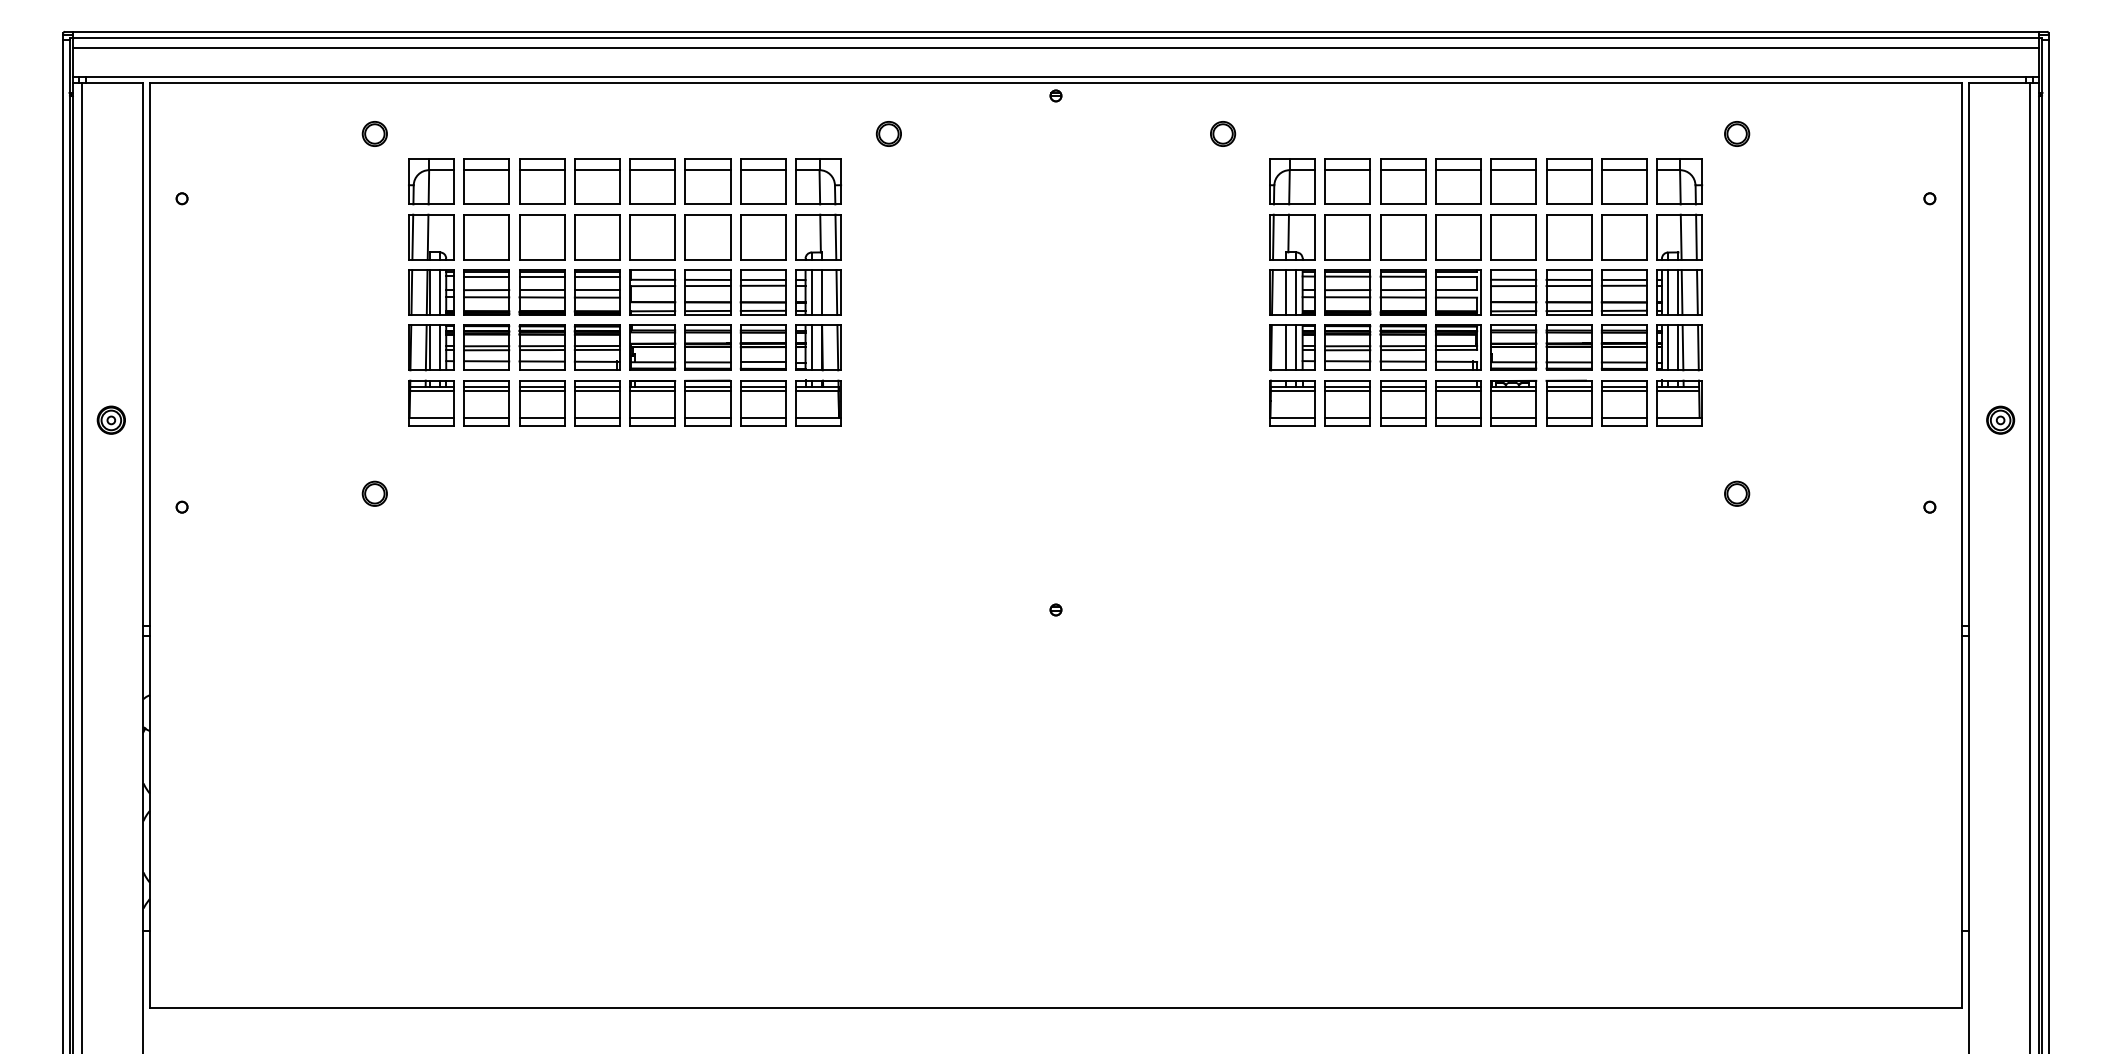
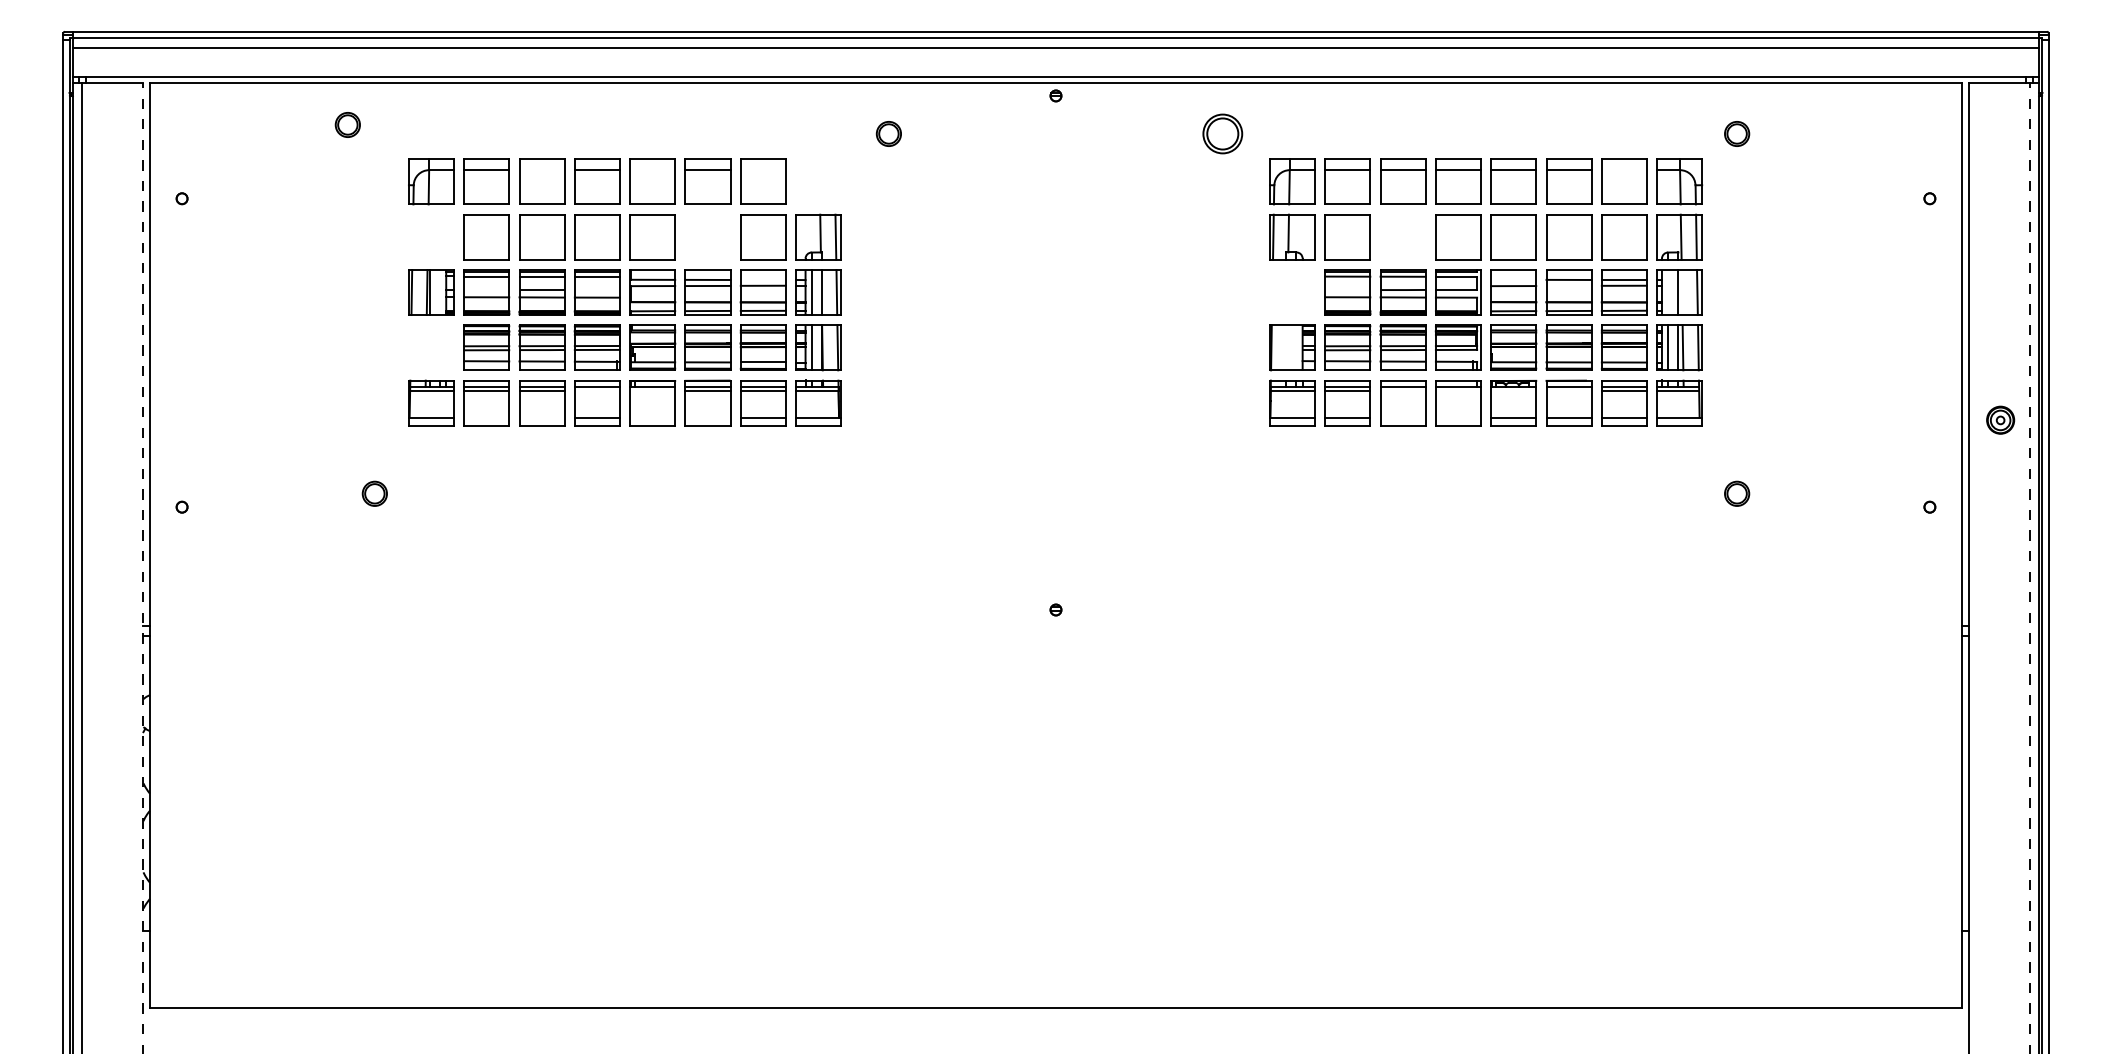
part position: (374, 133) -> (347, 124) (347, 124)
part size: 27x26 px -> 42x42 px (1222, 133)
line: present -> none (541, 170)
line: present -> none (652, 170)
line: present -> none (762, 170)
line: present -> none (1623, 170)
part: present -> none (818, 181)
part: present -> none (431, 236)
part: present -> none (707, 237)
part: present -> none (1403, 237)
line: present -> none (762, 279)
line: present -> none (1513, 279)
line: present -> none (1568, 285)
line: present -> none (596, 289)
line: present -> none (486, 290)
line: present -> none (1347, 290)
line: present -> none (440, 292)
part: present -> none (1292, 292)
line: present -> none (1668, 292)
line: present -> none (1681, 292)
part: present -> none (431, 347)
line: present -> none (1286, 347)
line: present -> none (1296, 347)
line: present -> none (596, 391)
line: present -> none (652, 391)
line: present -> none (1402, 391)
line: present -> none (1457, 391)
line: present -> none (1513, 391)
line: present -> none (1568, 391)
line: present -> none (486, 417)
line: present -> none (541, 417)
line: present -> none (652, 417)
line: present -> none (707, 417)
line: present -> none (1402, 417)
line: present -> none (1457, 417)
part: present -> none (110, 419)
line: solid -> dashed (143, 567)
line: solid -> dashed (2029, 567)
